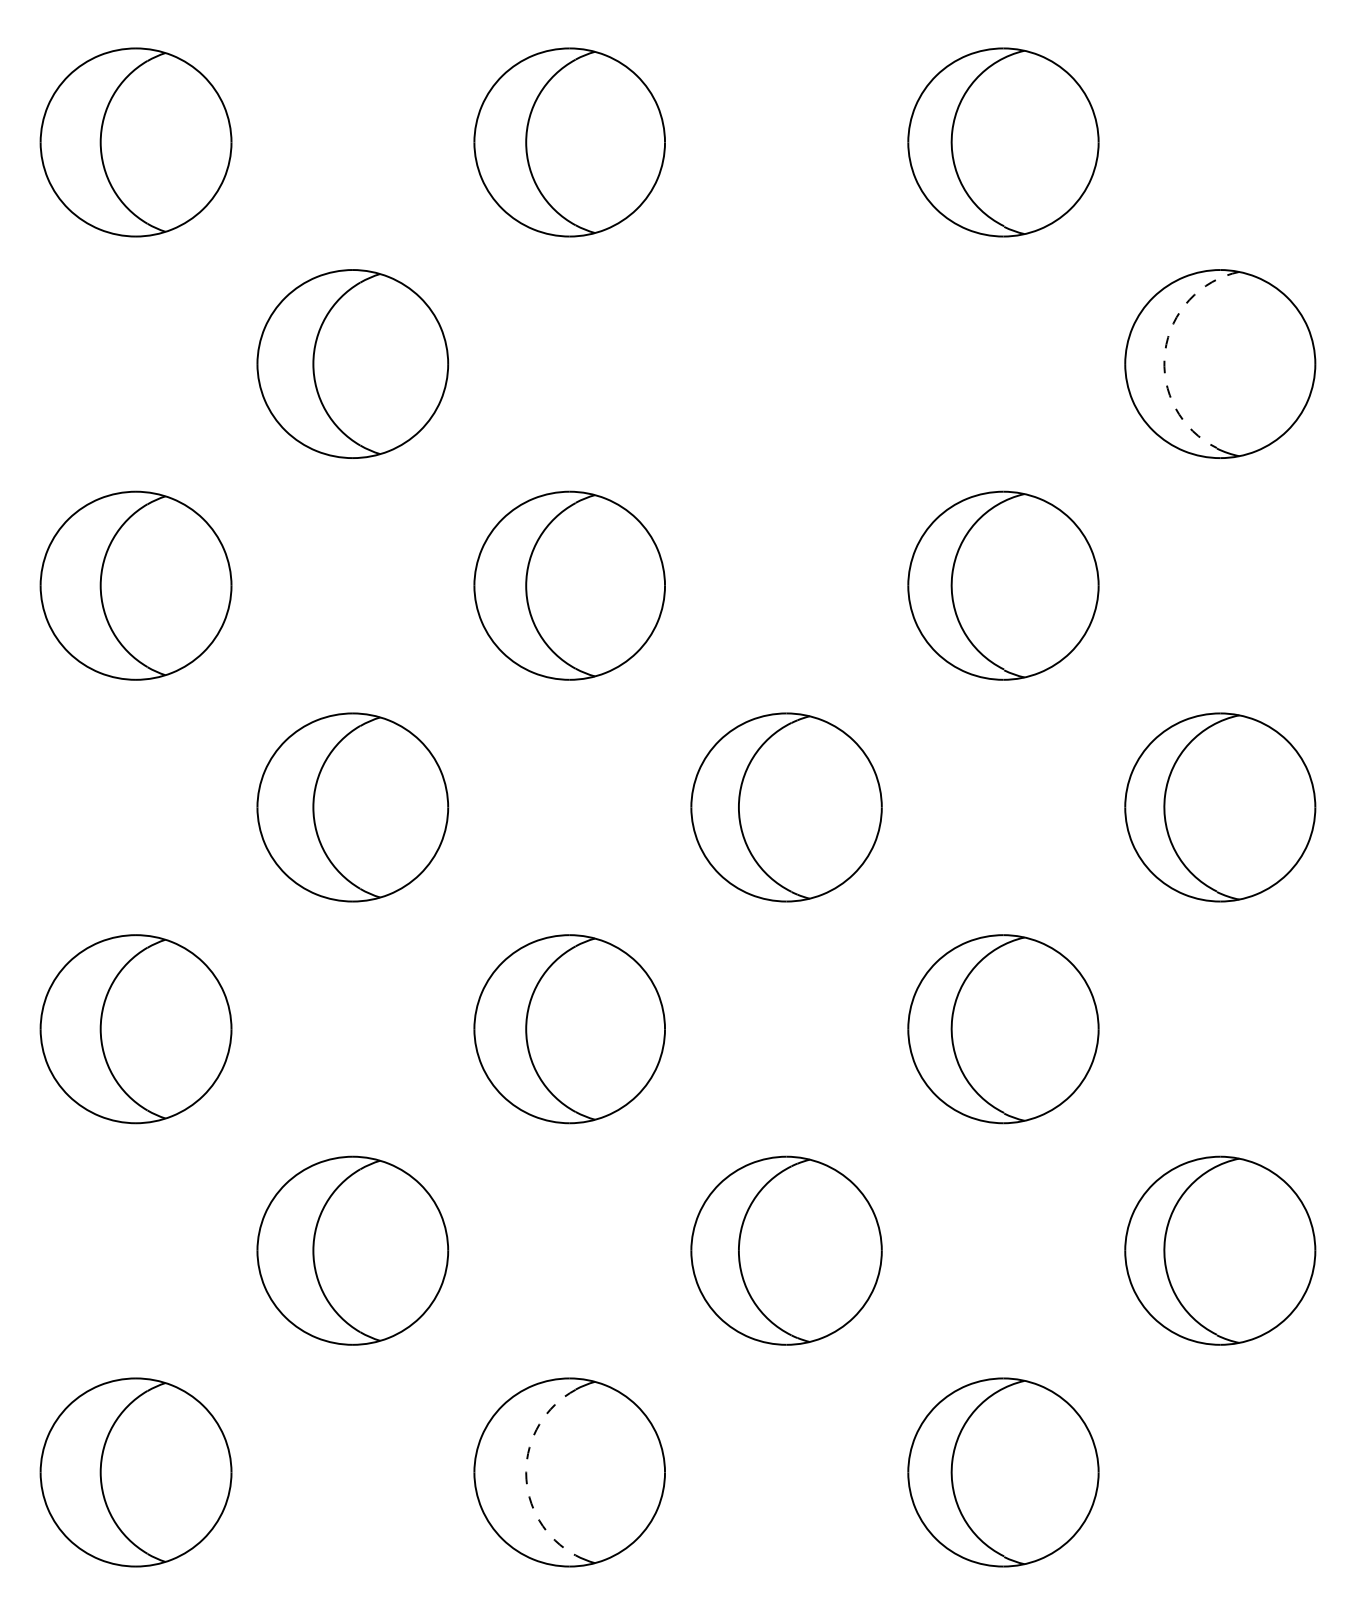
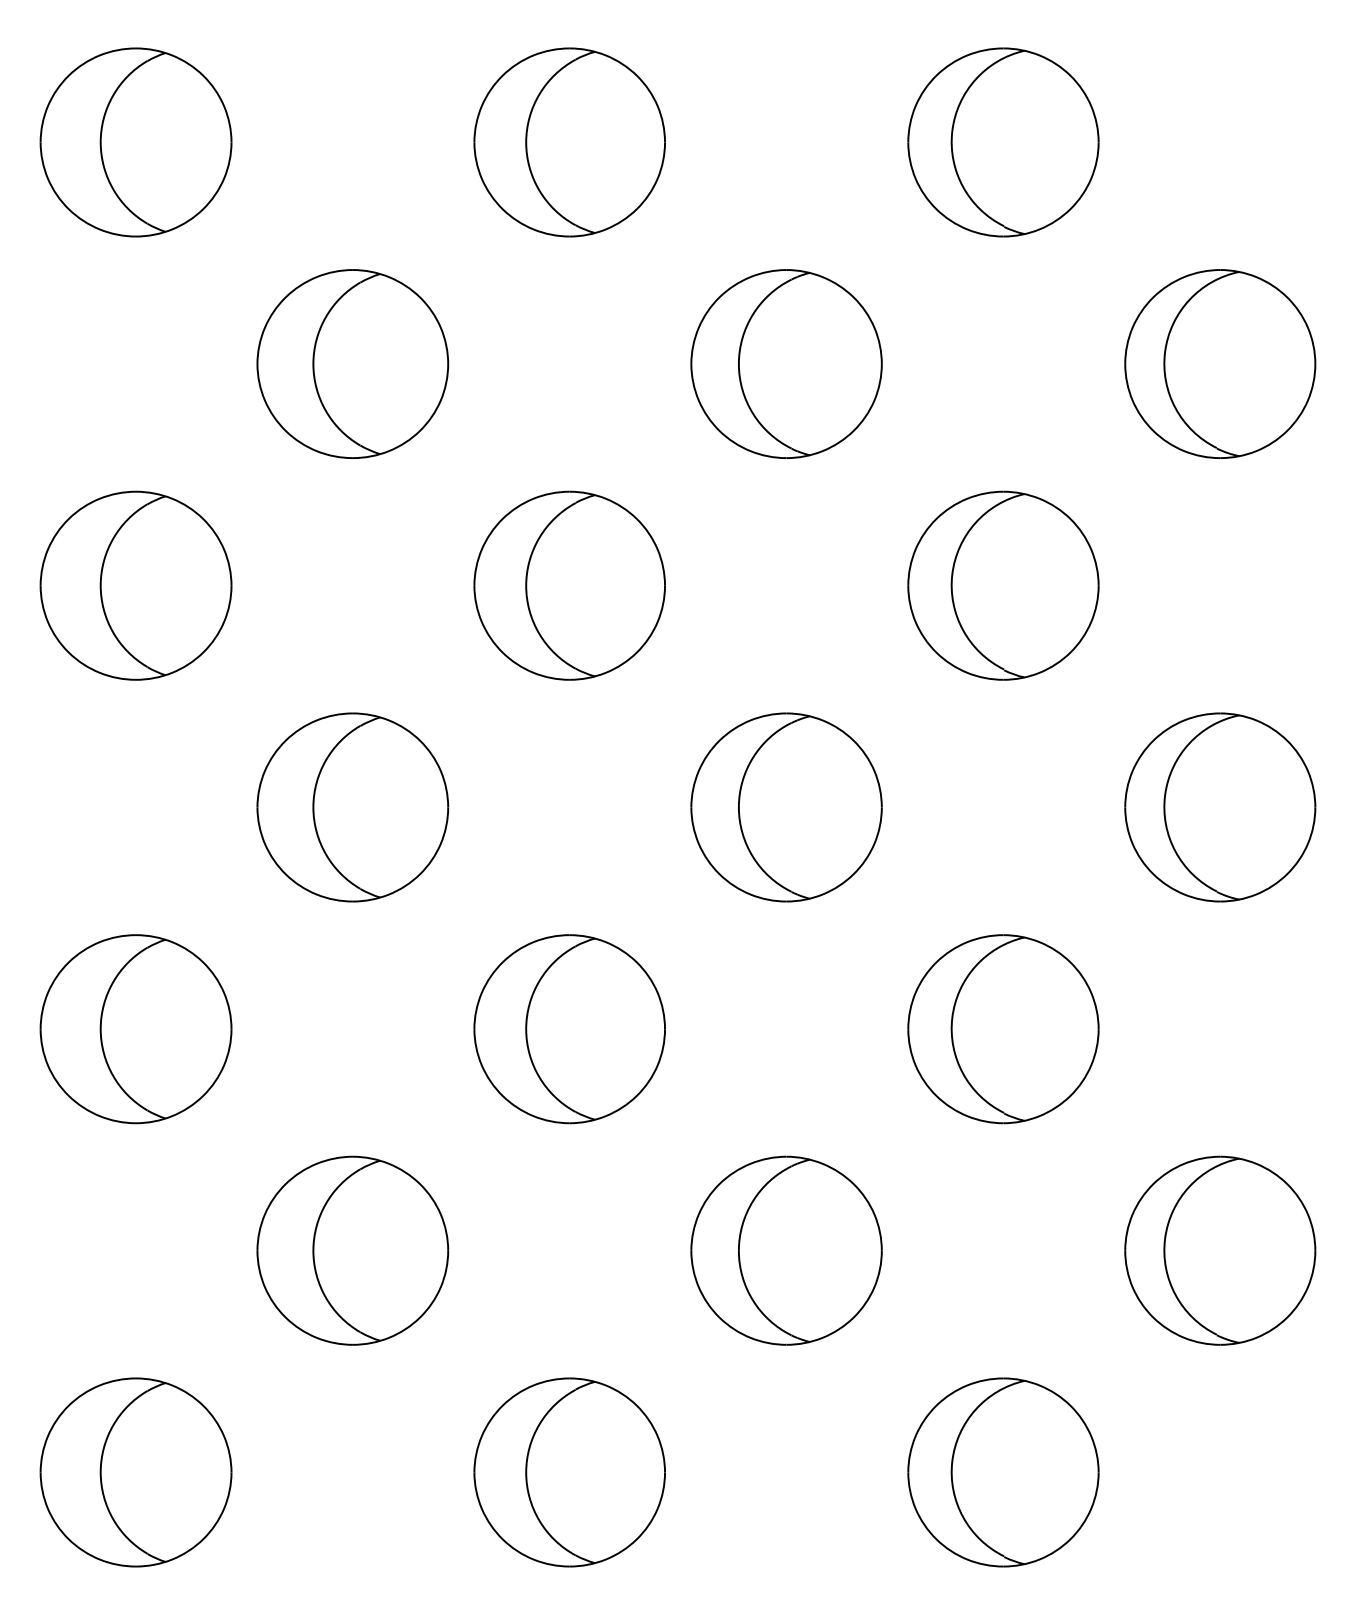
arc: dashed -> solid (1165, 351)
part: none -> present (786, 363)
arc: dashed -> solid (526, 1472)
